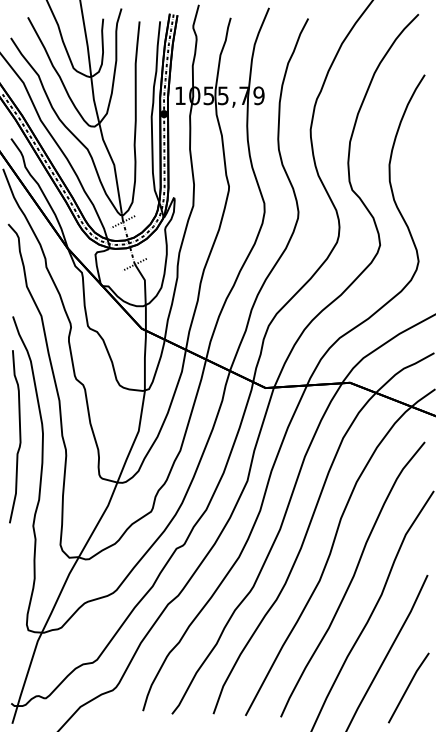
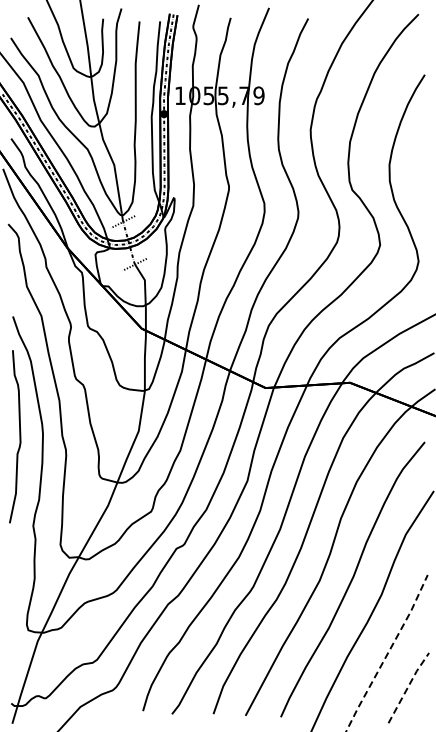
line: solid -> dashed (387, 653)
line: solid -> dashed (408, 686)
